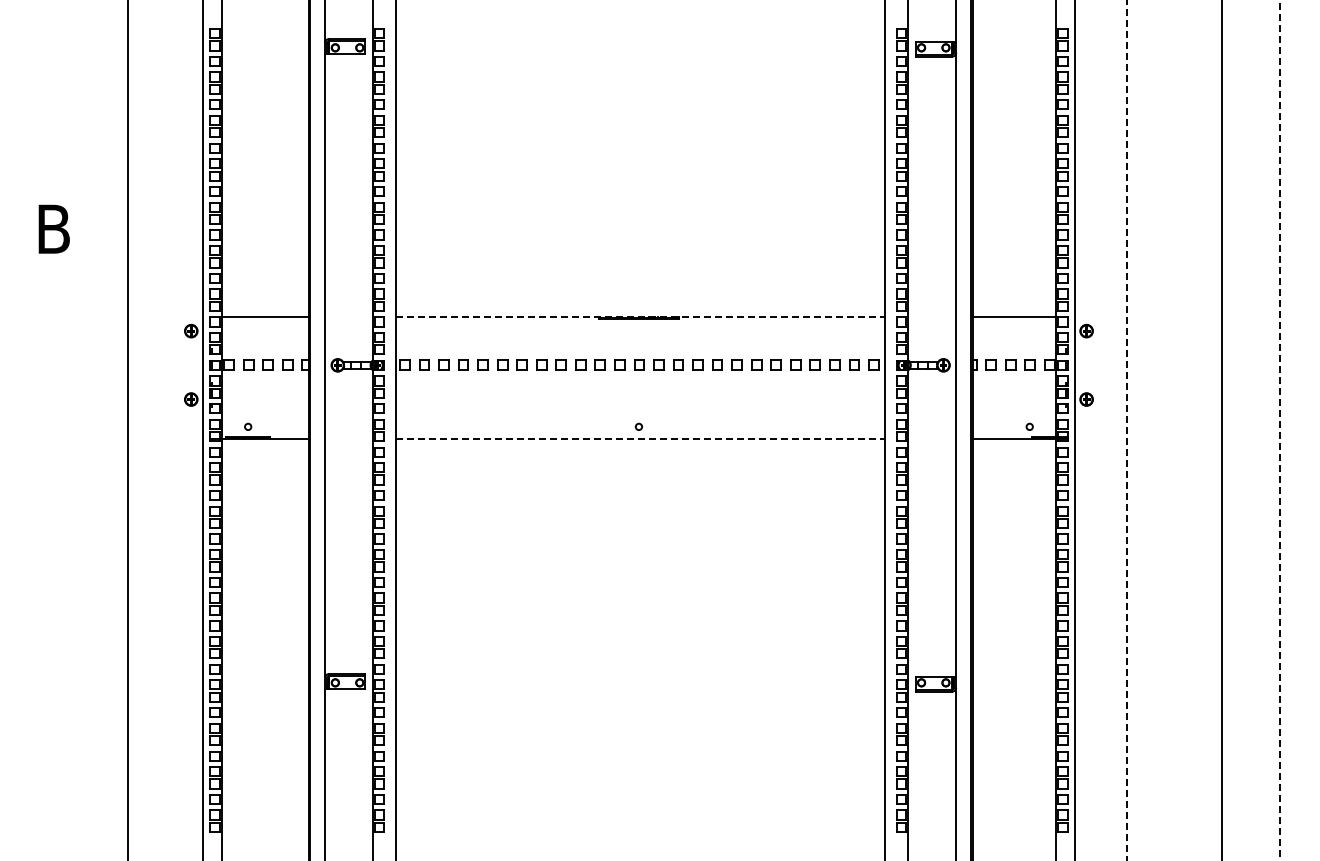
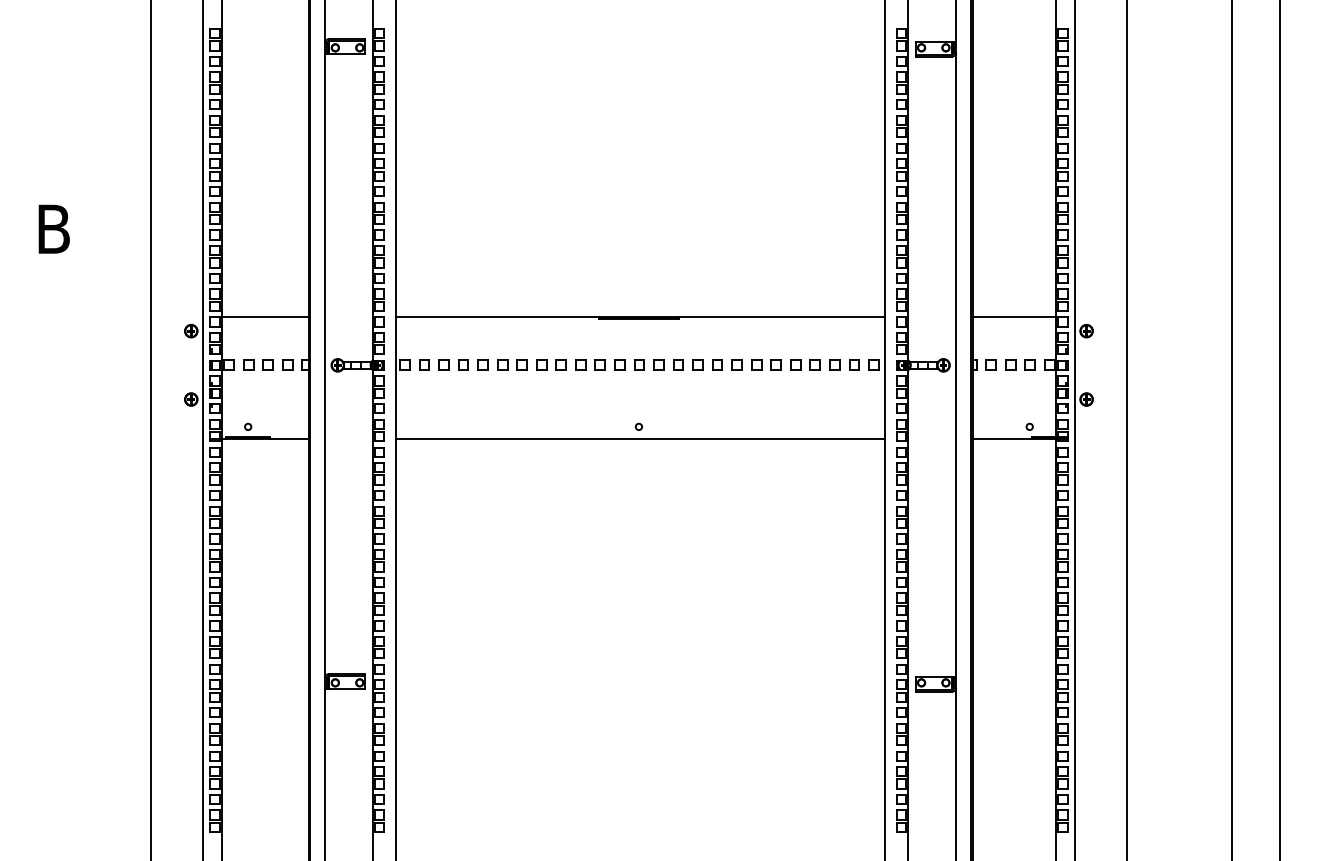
line: dashed -> solid (641, 317)
line position: (127, 429) -> (150, 429) (150, 429)
line position: (1221, 429) -> (1231, 429) (1231, 429)
line: dashed -> solid (1280, 429)
line: dashed -> solid (1127, 430)
line: dashed -> solid (641, 439)
